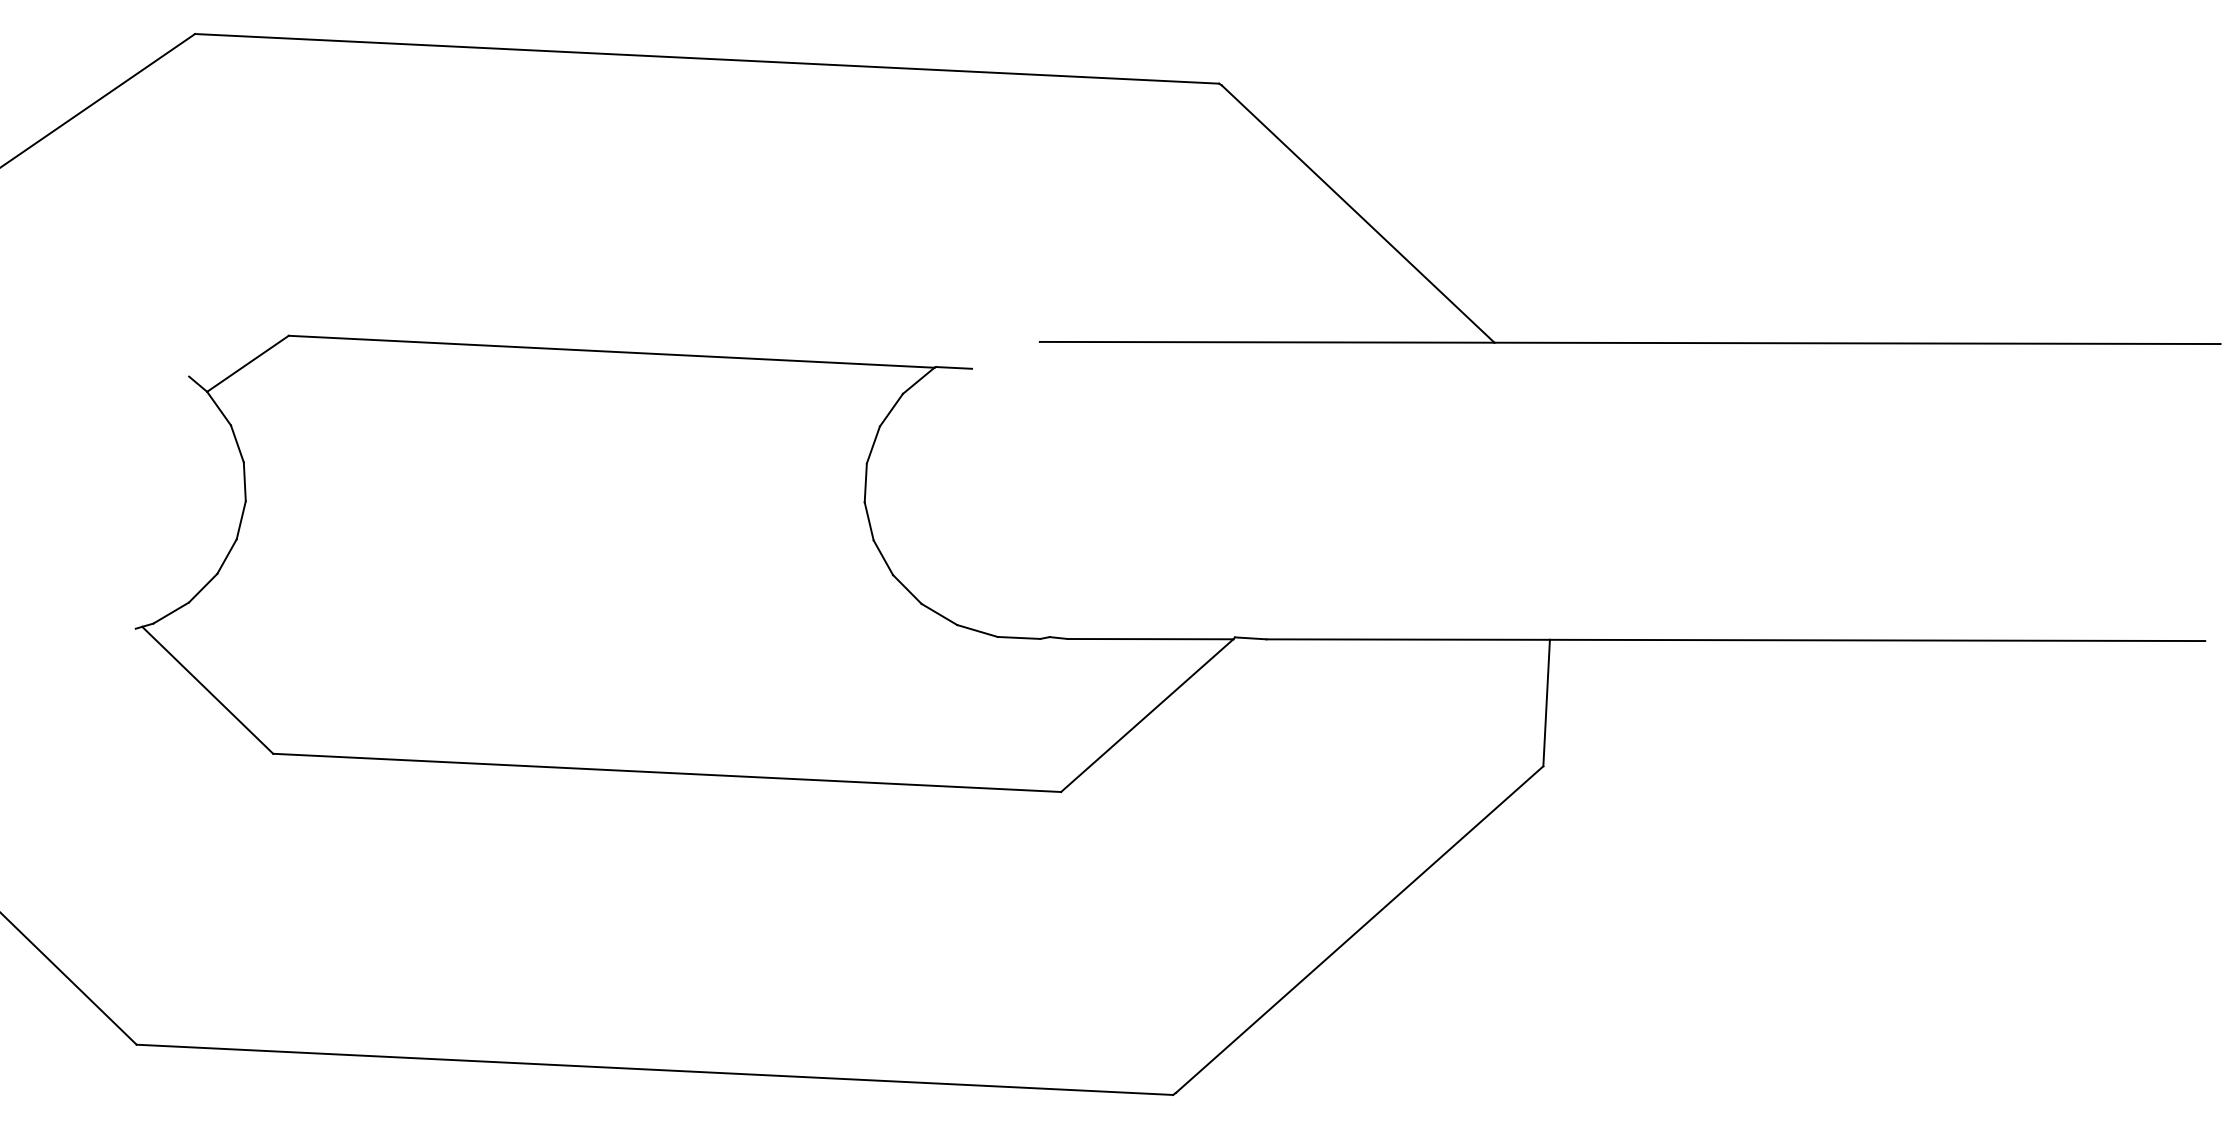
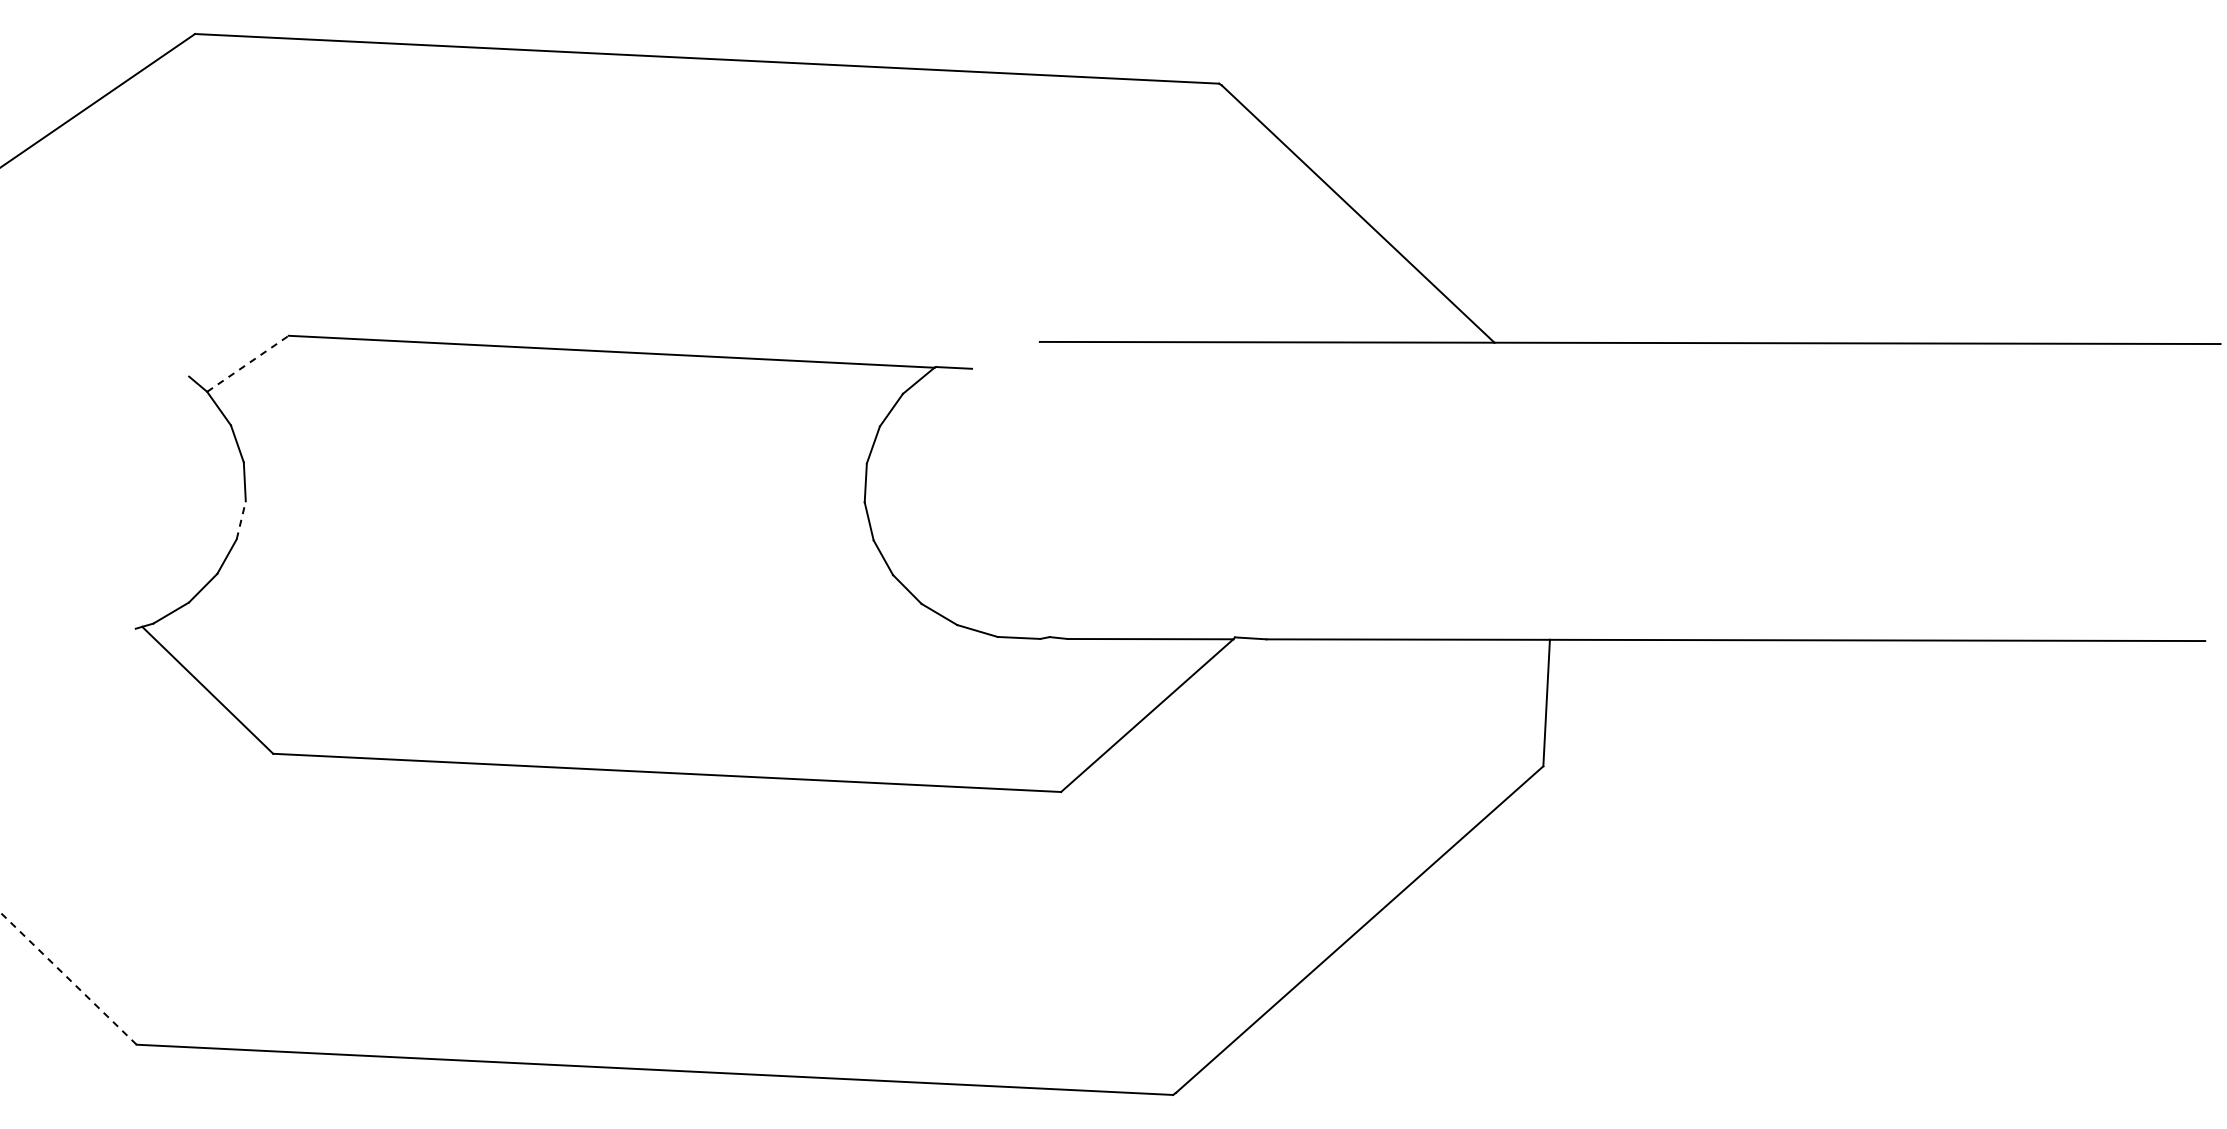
line: solid -> dashed (248, 363)
line: solid -> dashed (241, 520)
line: solid -> dashed (68, 978)
